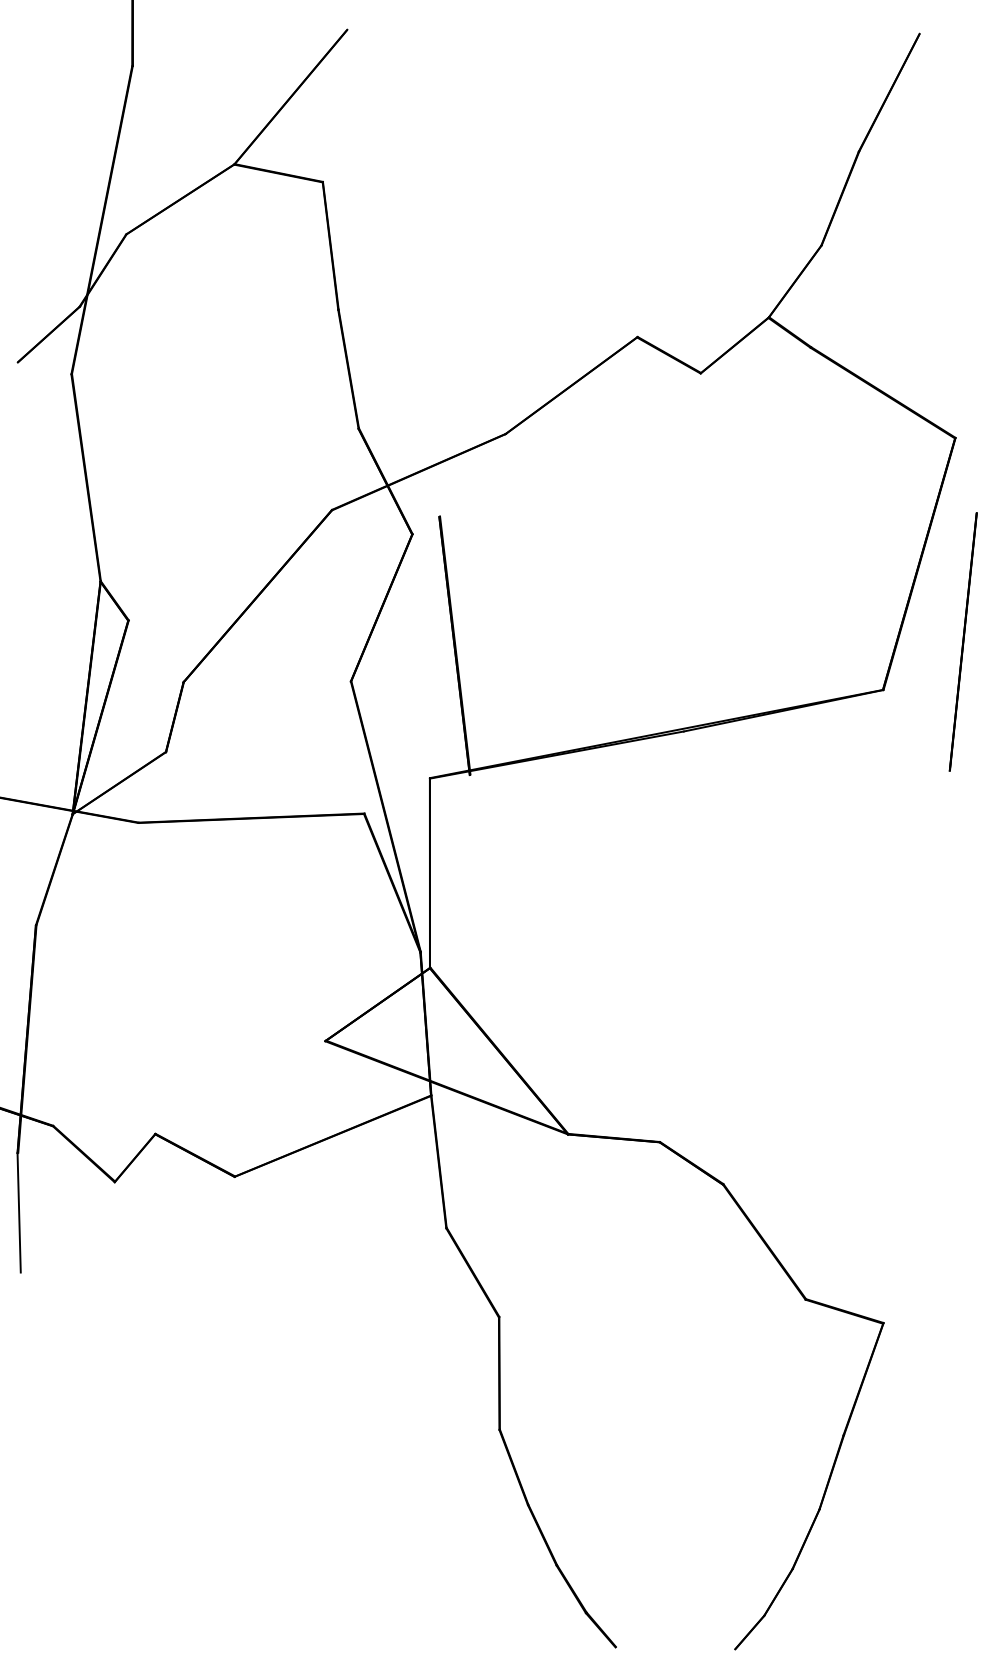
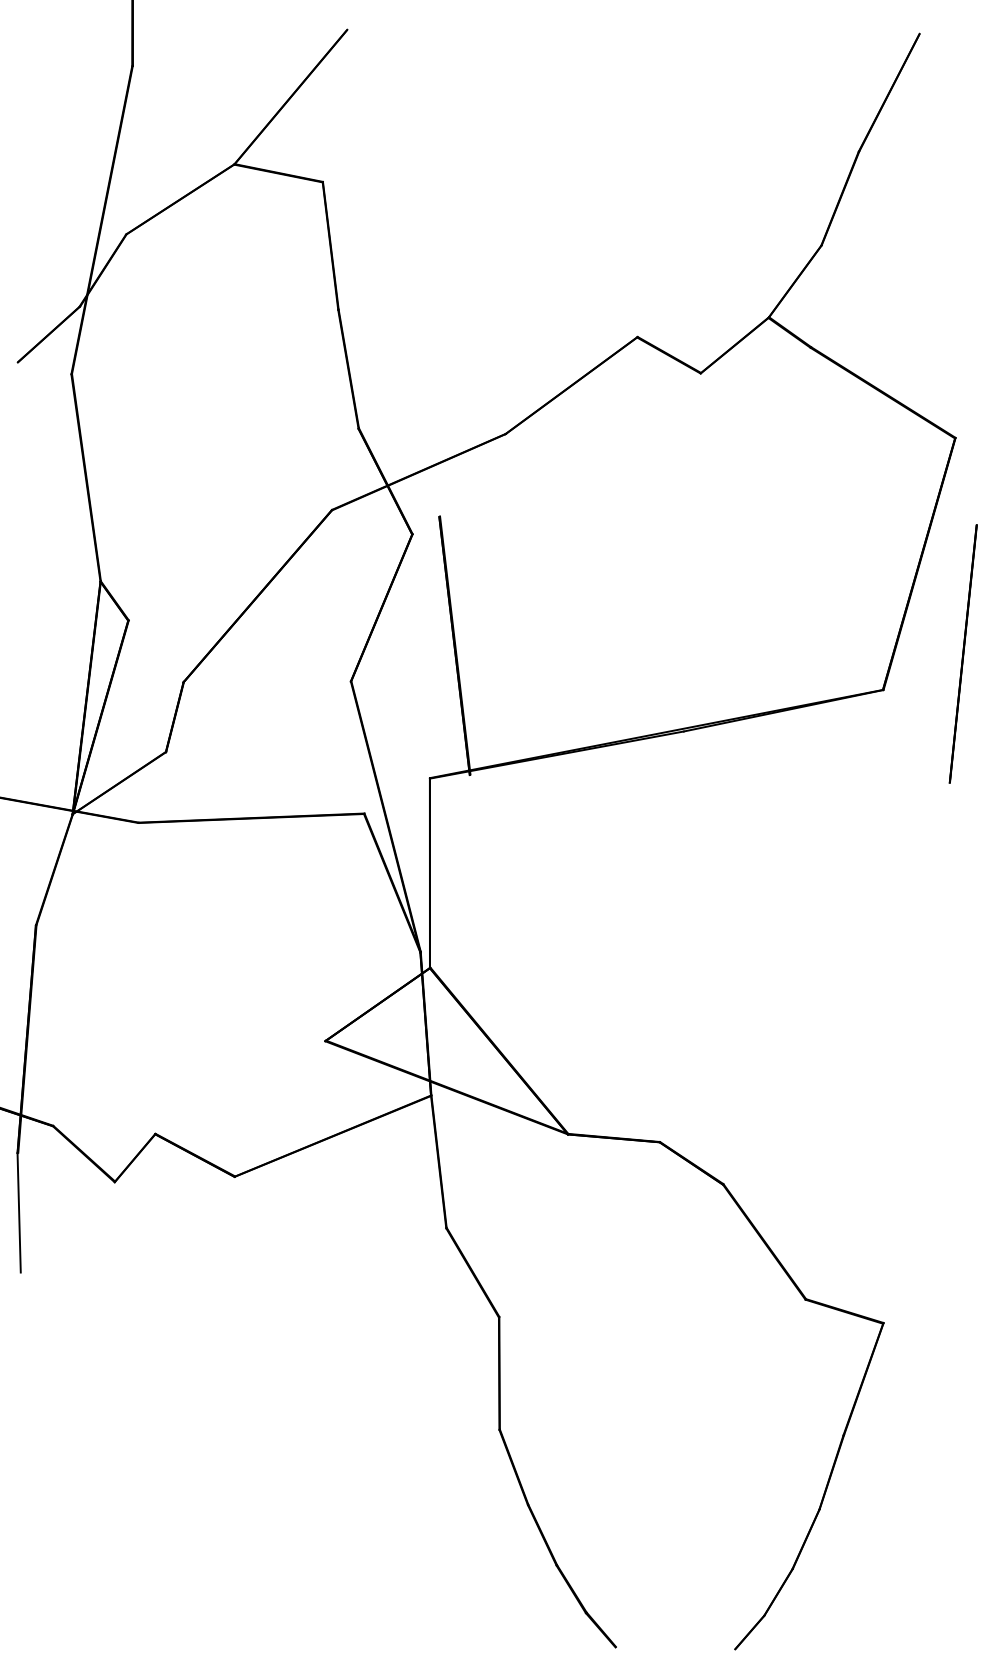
line position: (962, 641) -> (962, 653) (962, 653)
